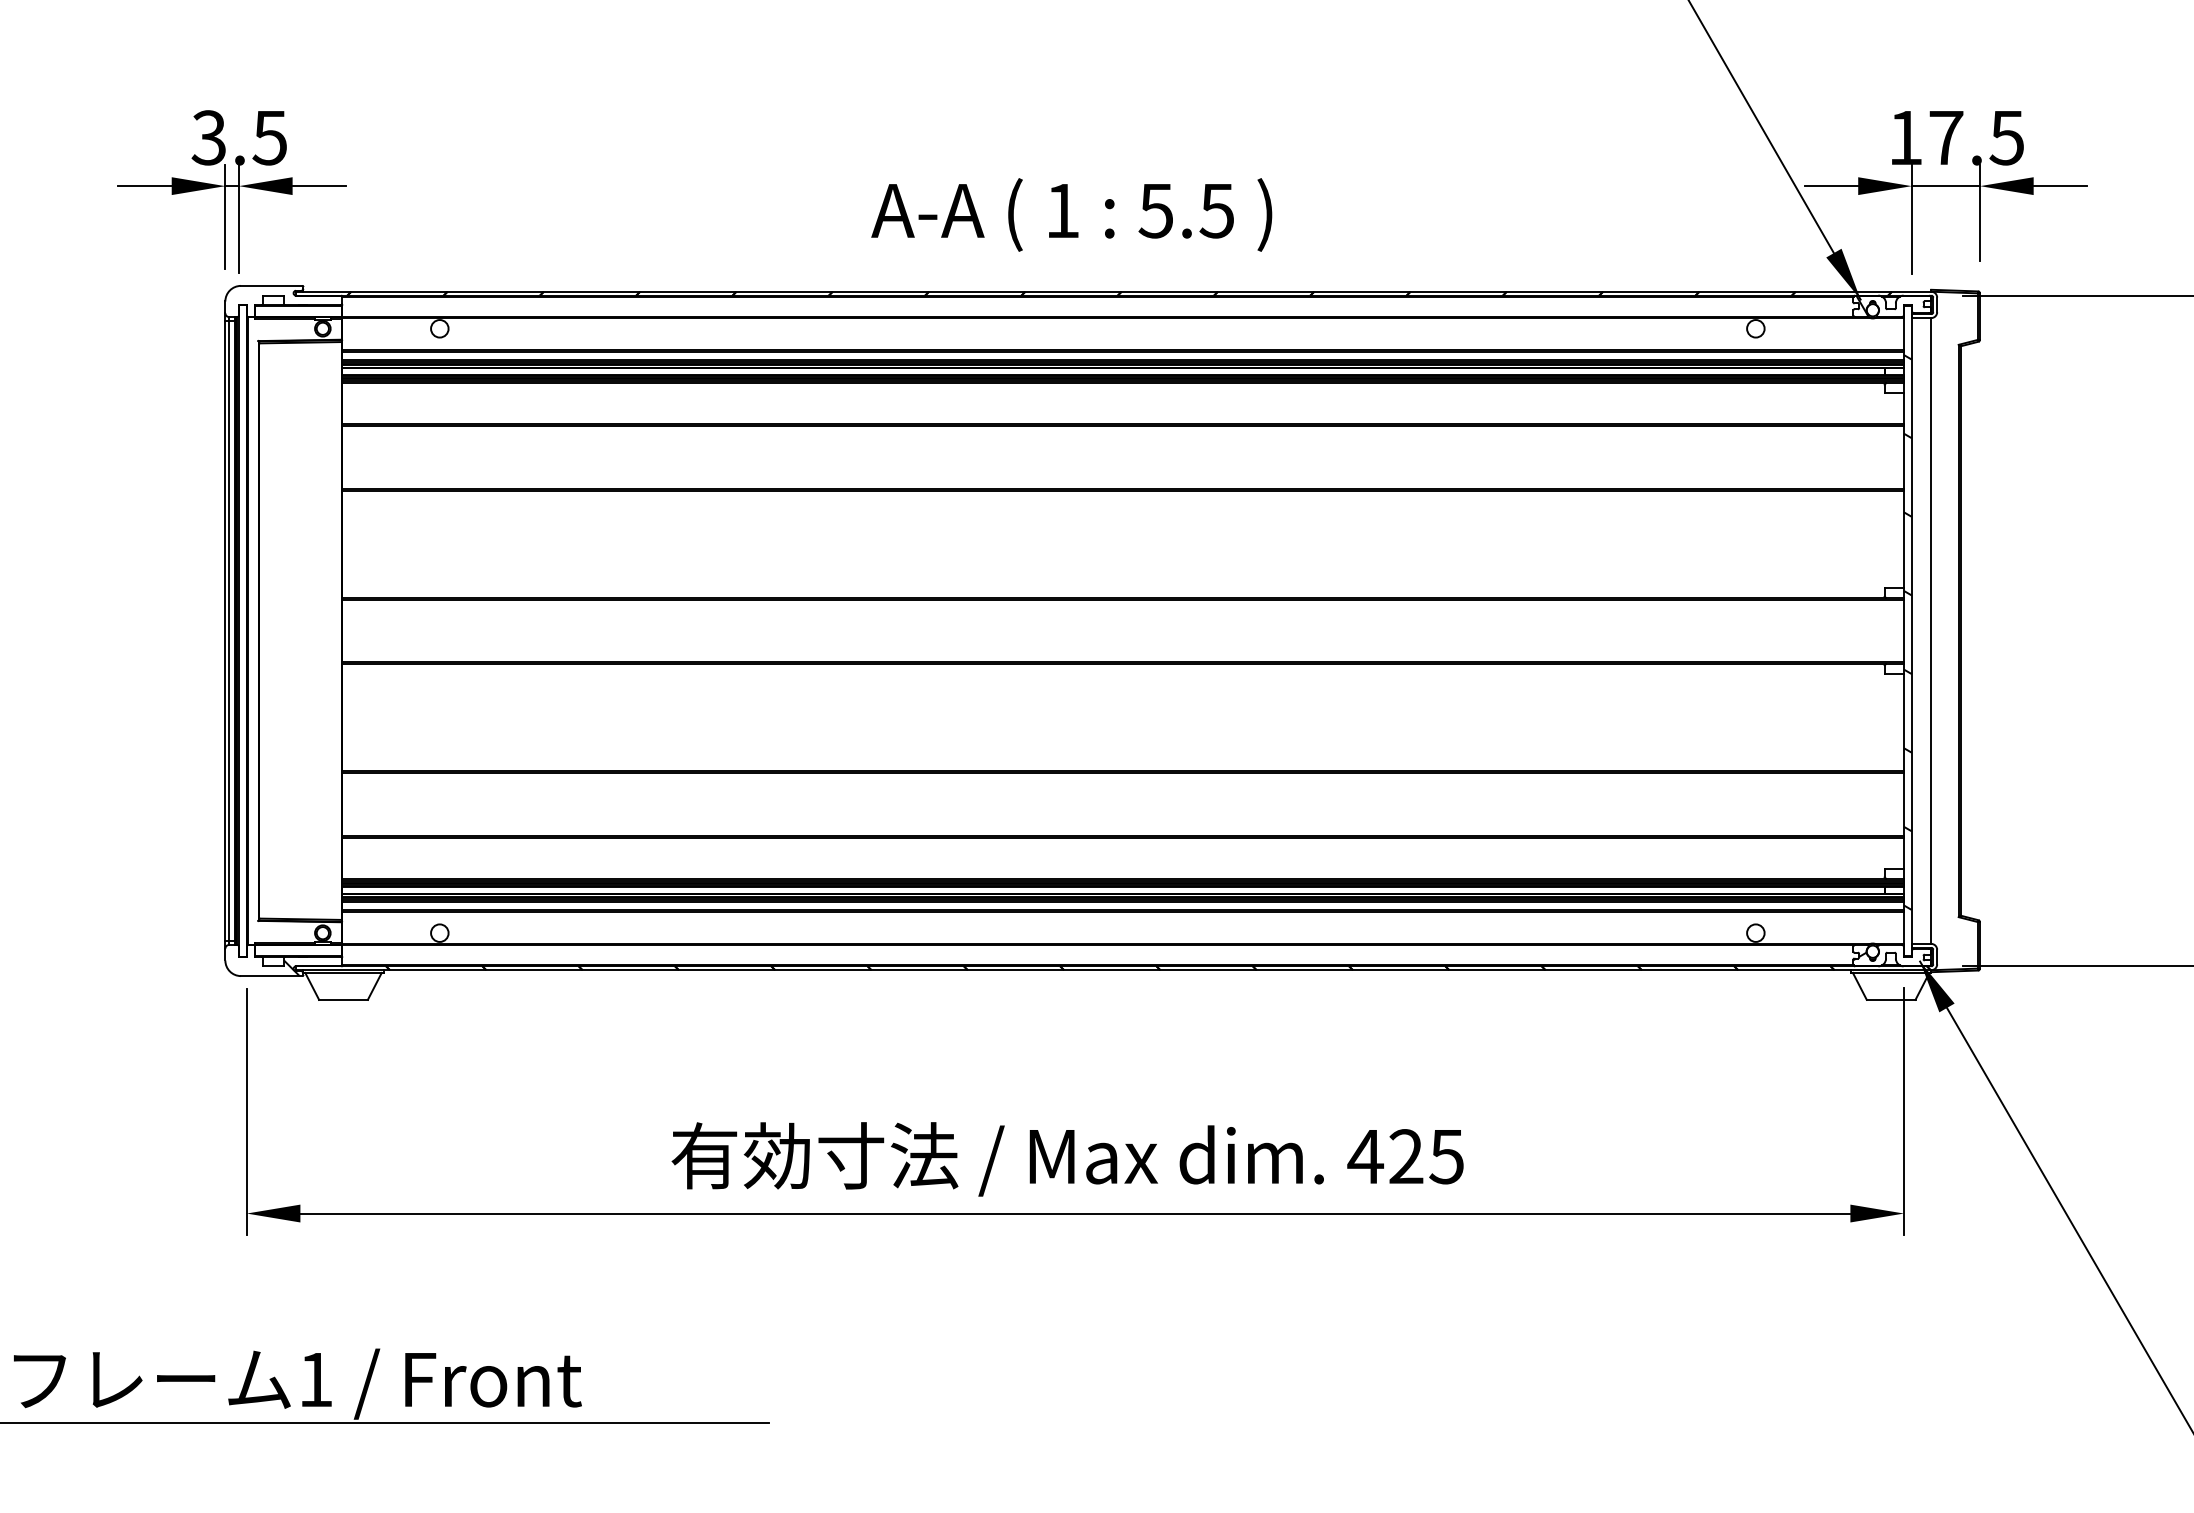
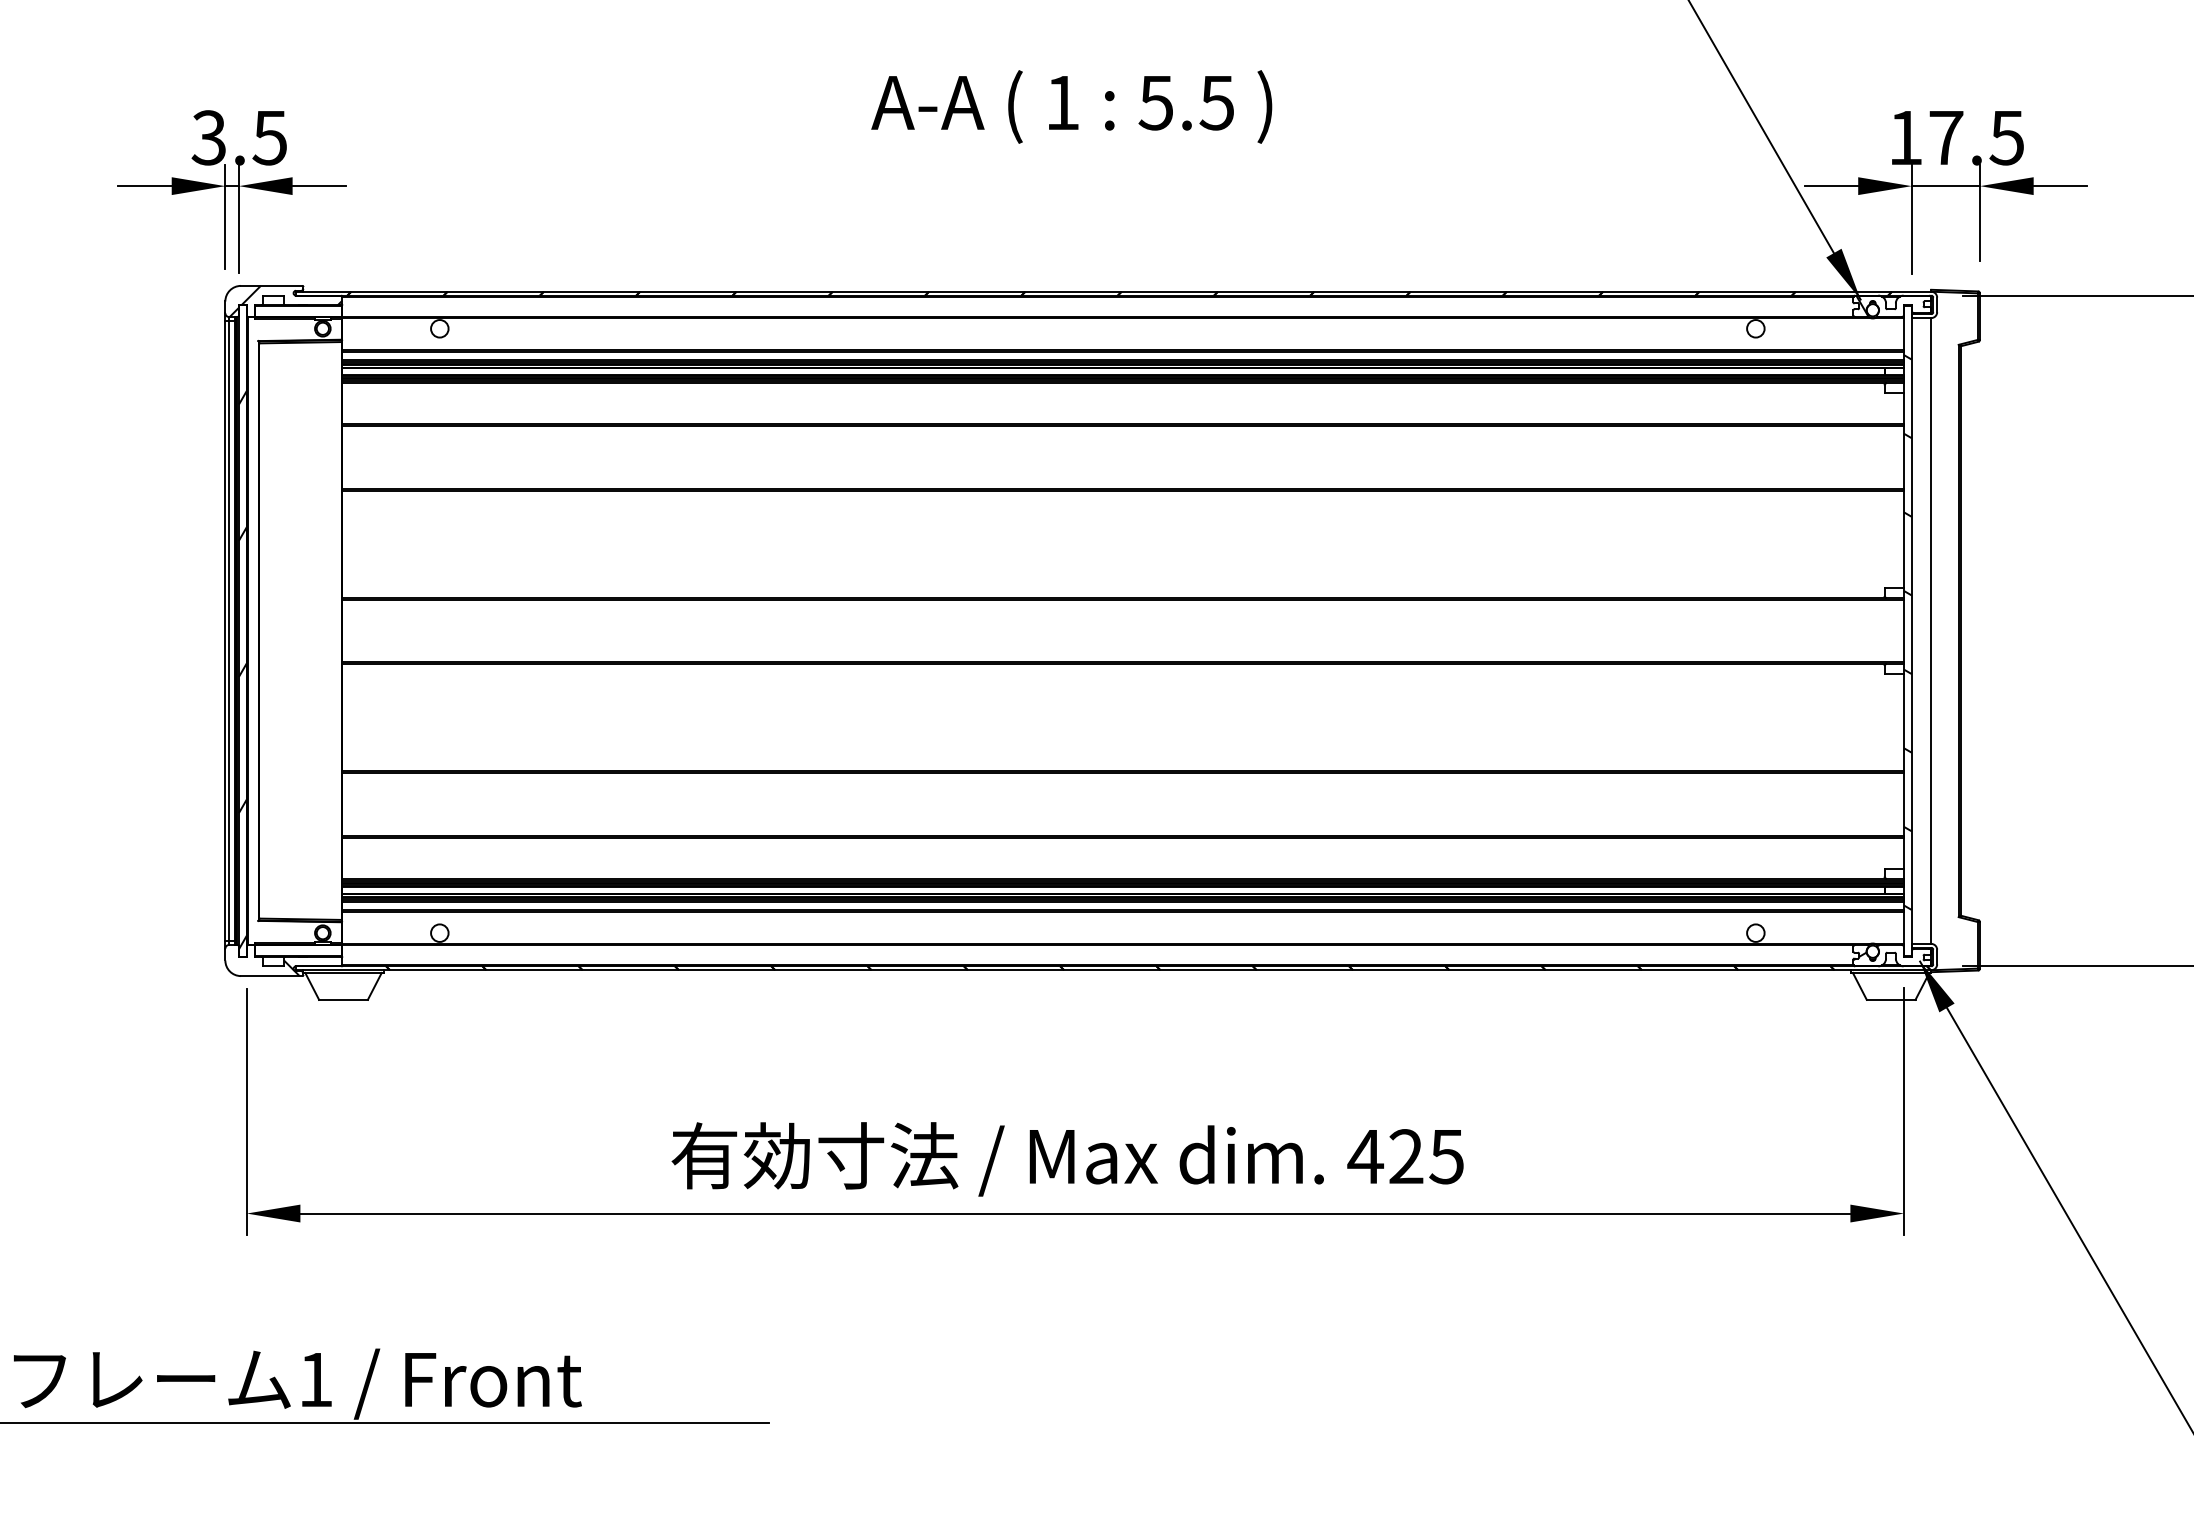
text position: (1071, 214) -> (1071, 106) (1071, 106)
hatch: none -> present (285, 301)
hatch: none -> present (242, 669)
